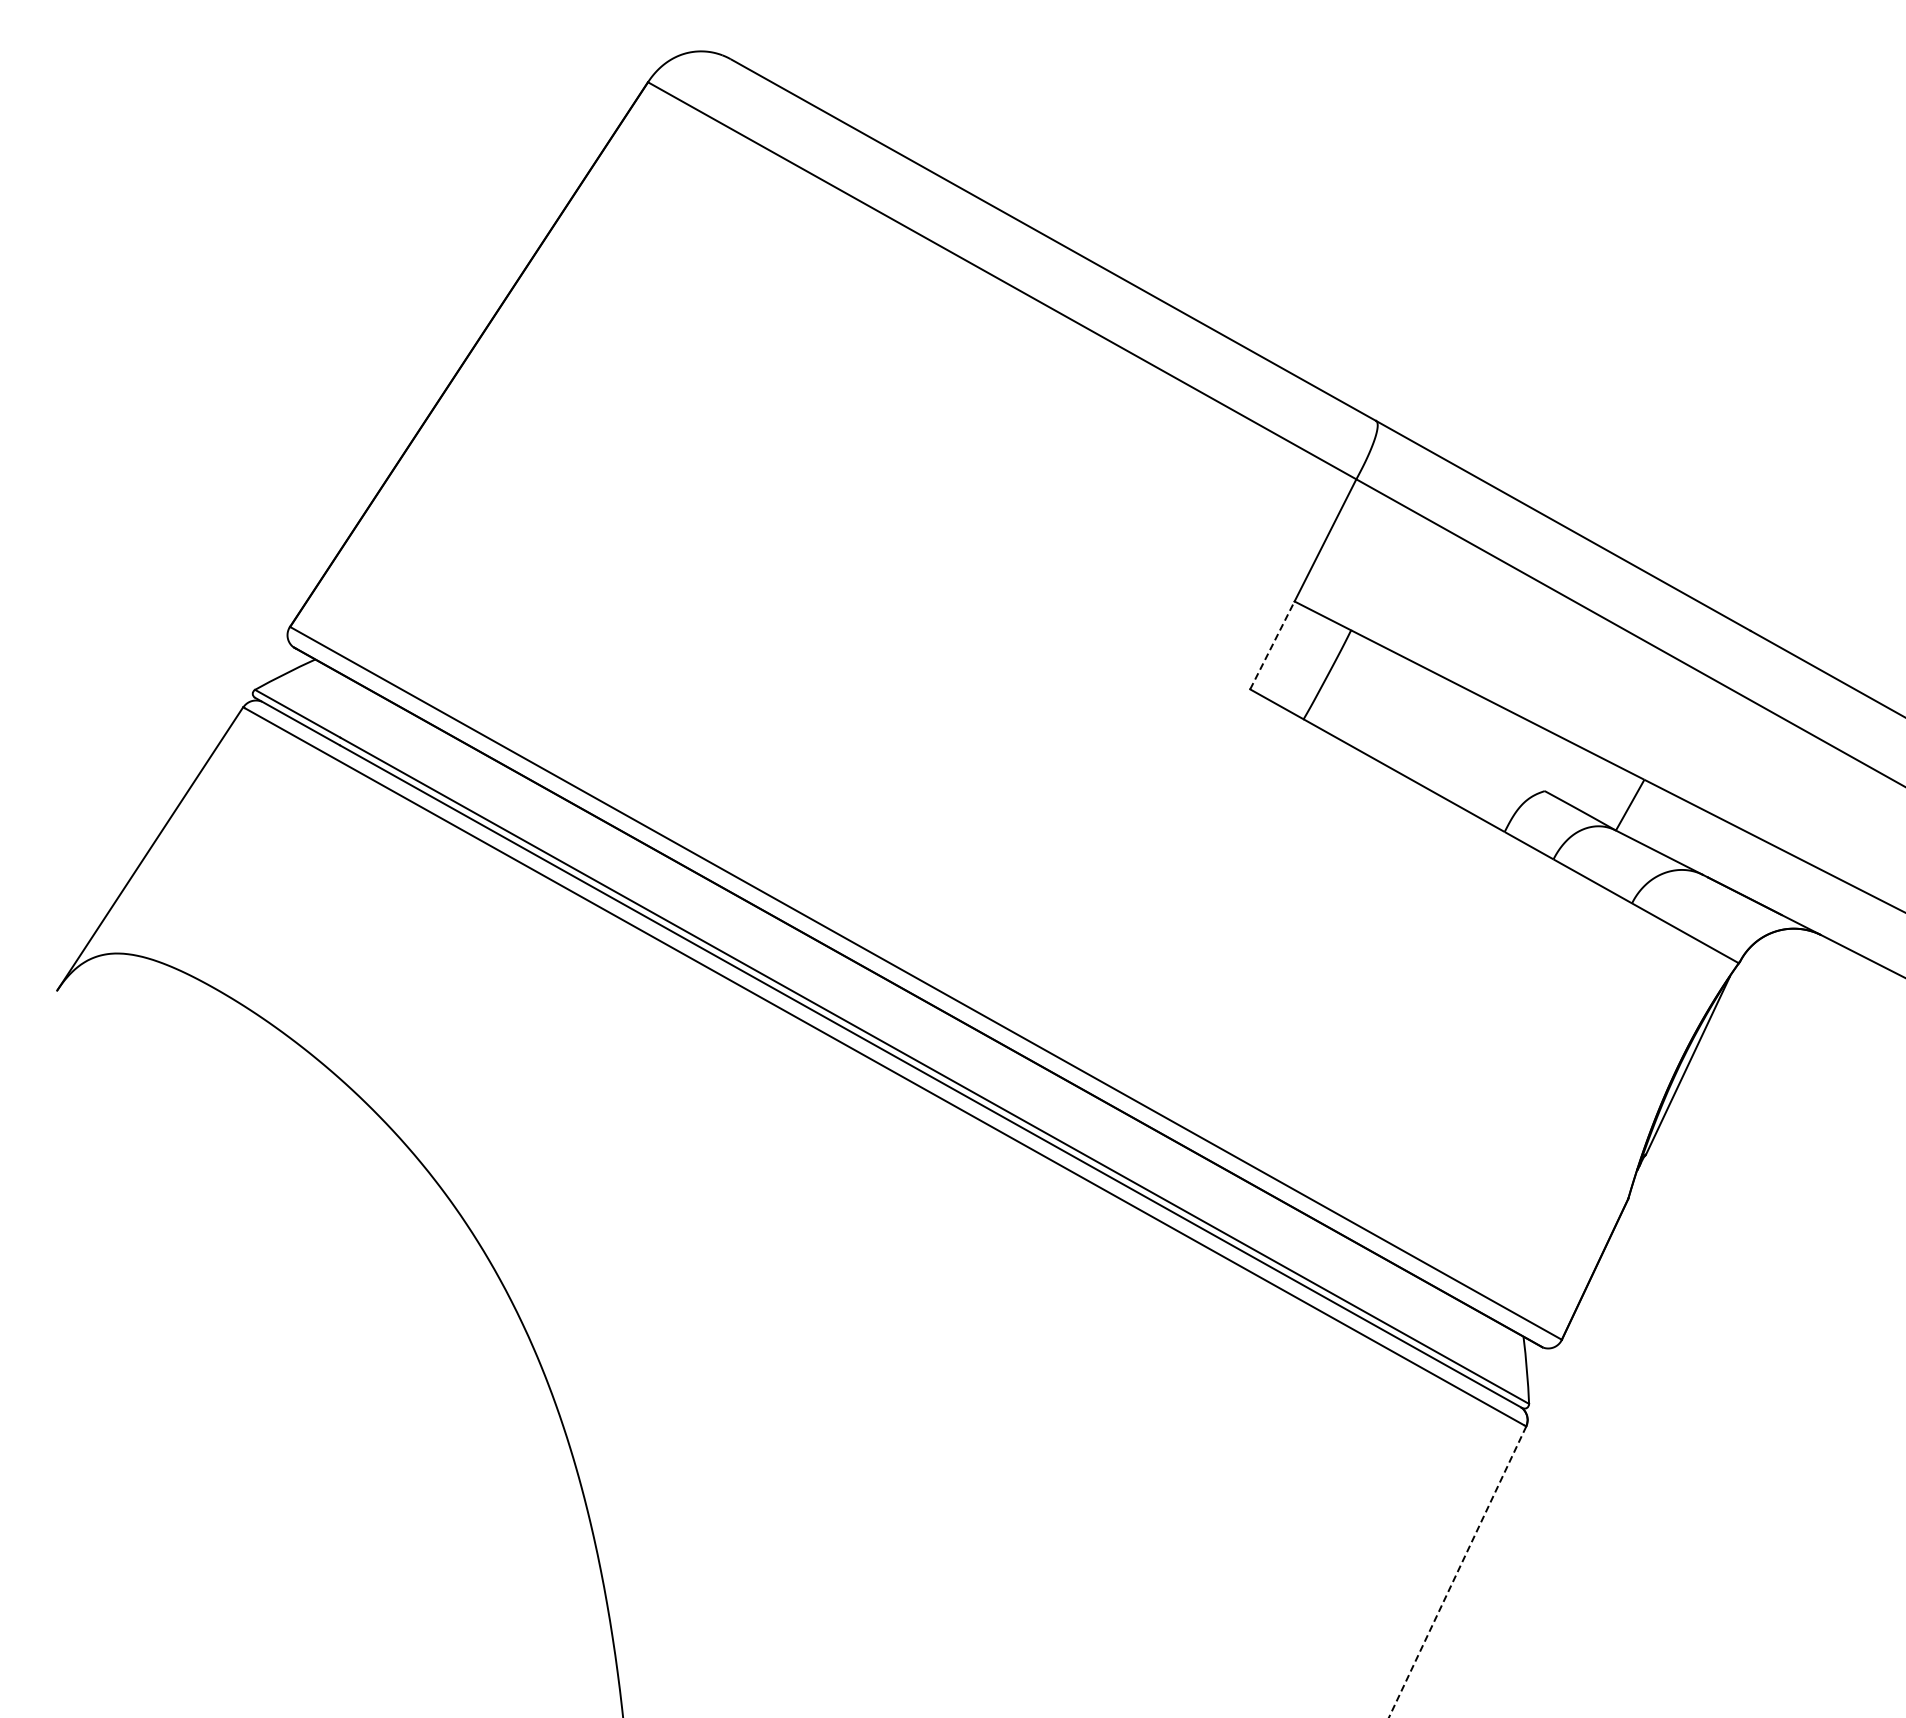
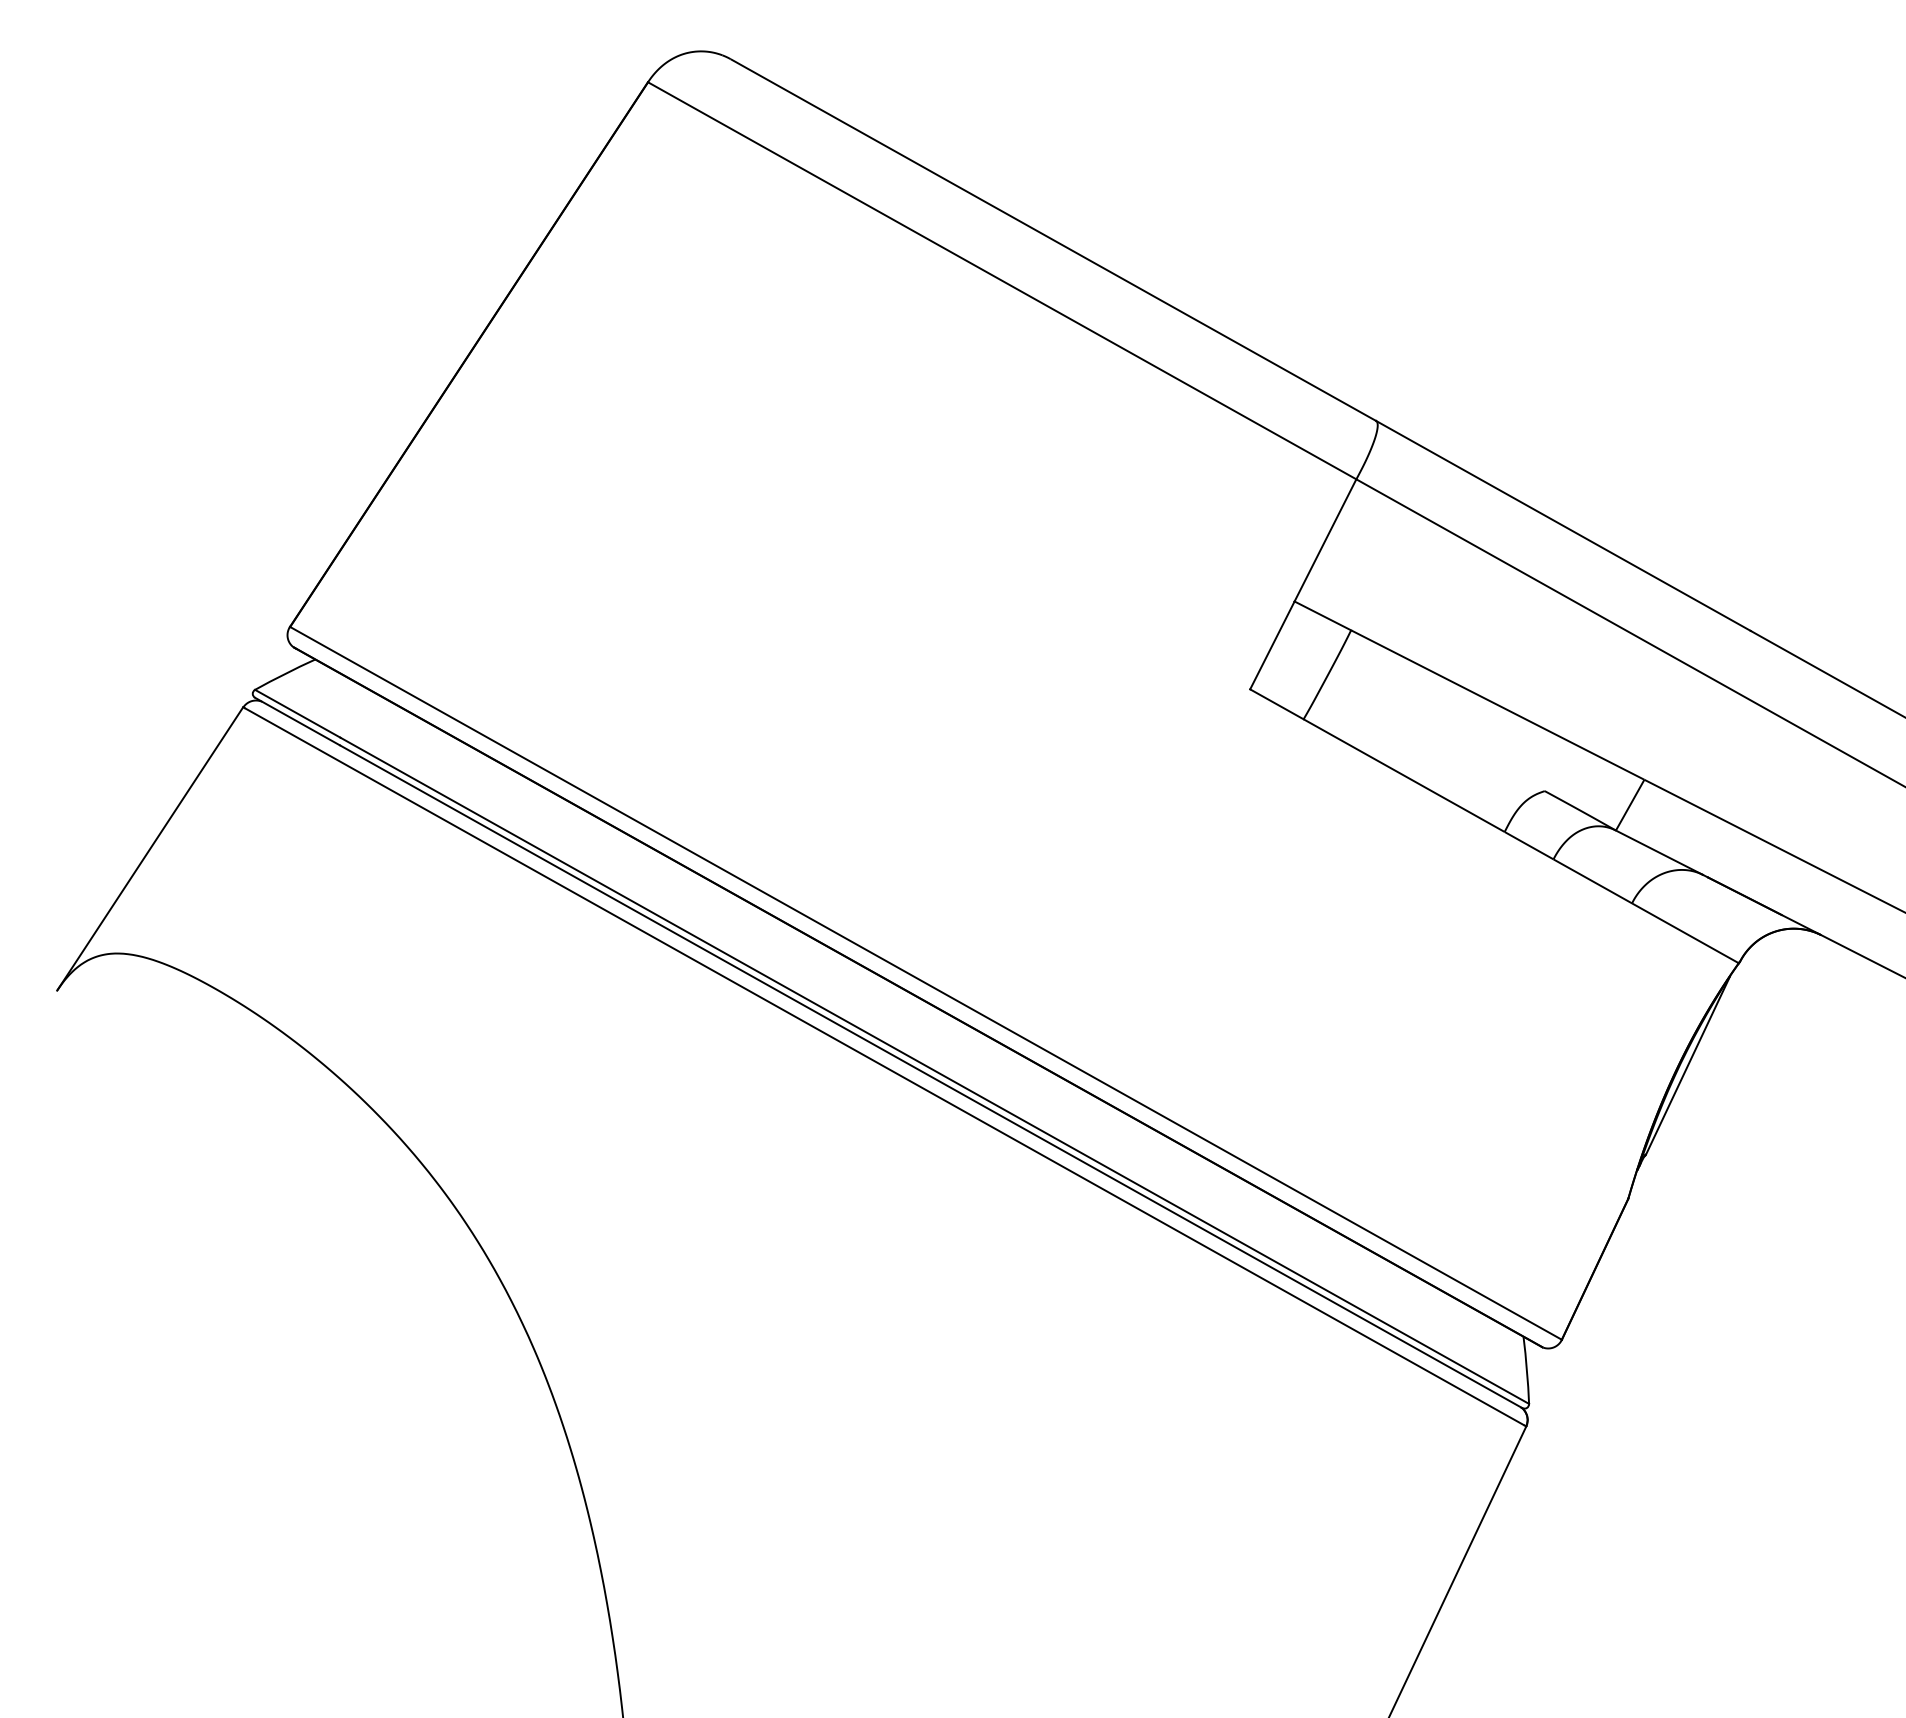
line: dashed -> solid (1272, 645)
line: dashed -> solid (1457, 1572)
